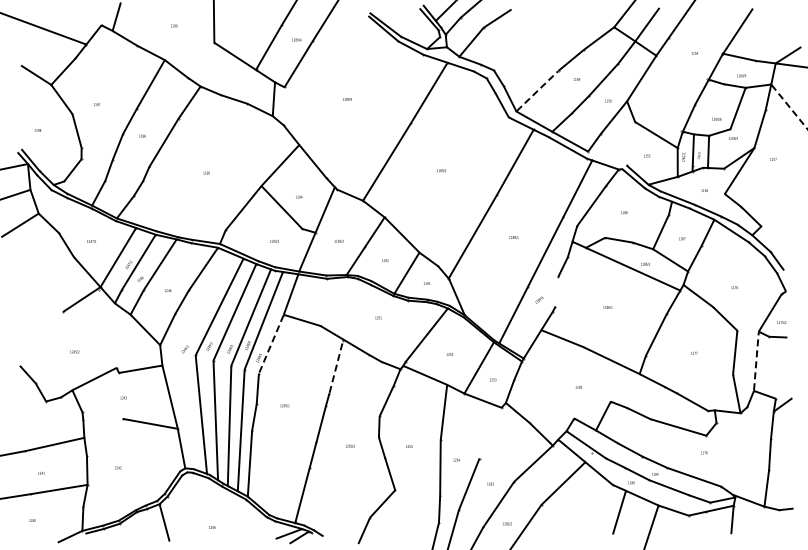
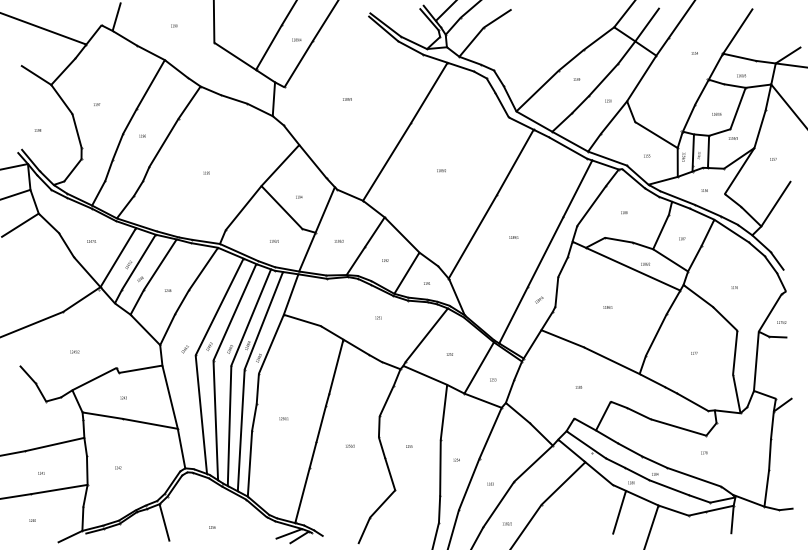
line: dashed -> solid (537, 91)
line: dashed -> solid (789, 107)
text position: (716, 119) -> (716, 114) (716, 114)
line: none -> present (607, 158)
line: none -> present (775, 203)
line: none -> present (556, 291)
line: none -> present (32, 324)
line: dashed -> solid (271, 344)
line: dashed -> solid (756, 360)
line: dashed -> solid (336, 366)
text position: (284, 405) -> (283, 418) (283, 418)
line: none -> present (102, 415)
line: none -> present (490, 432)
